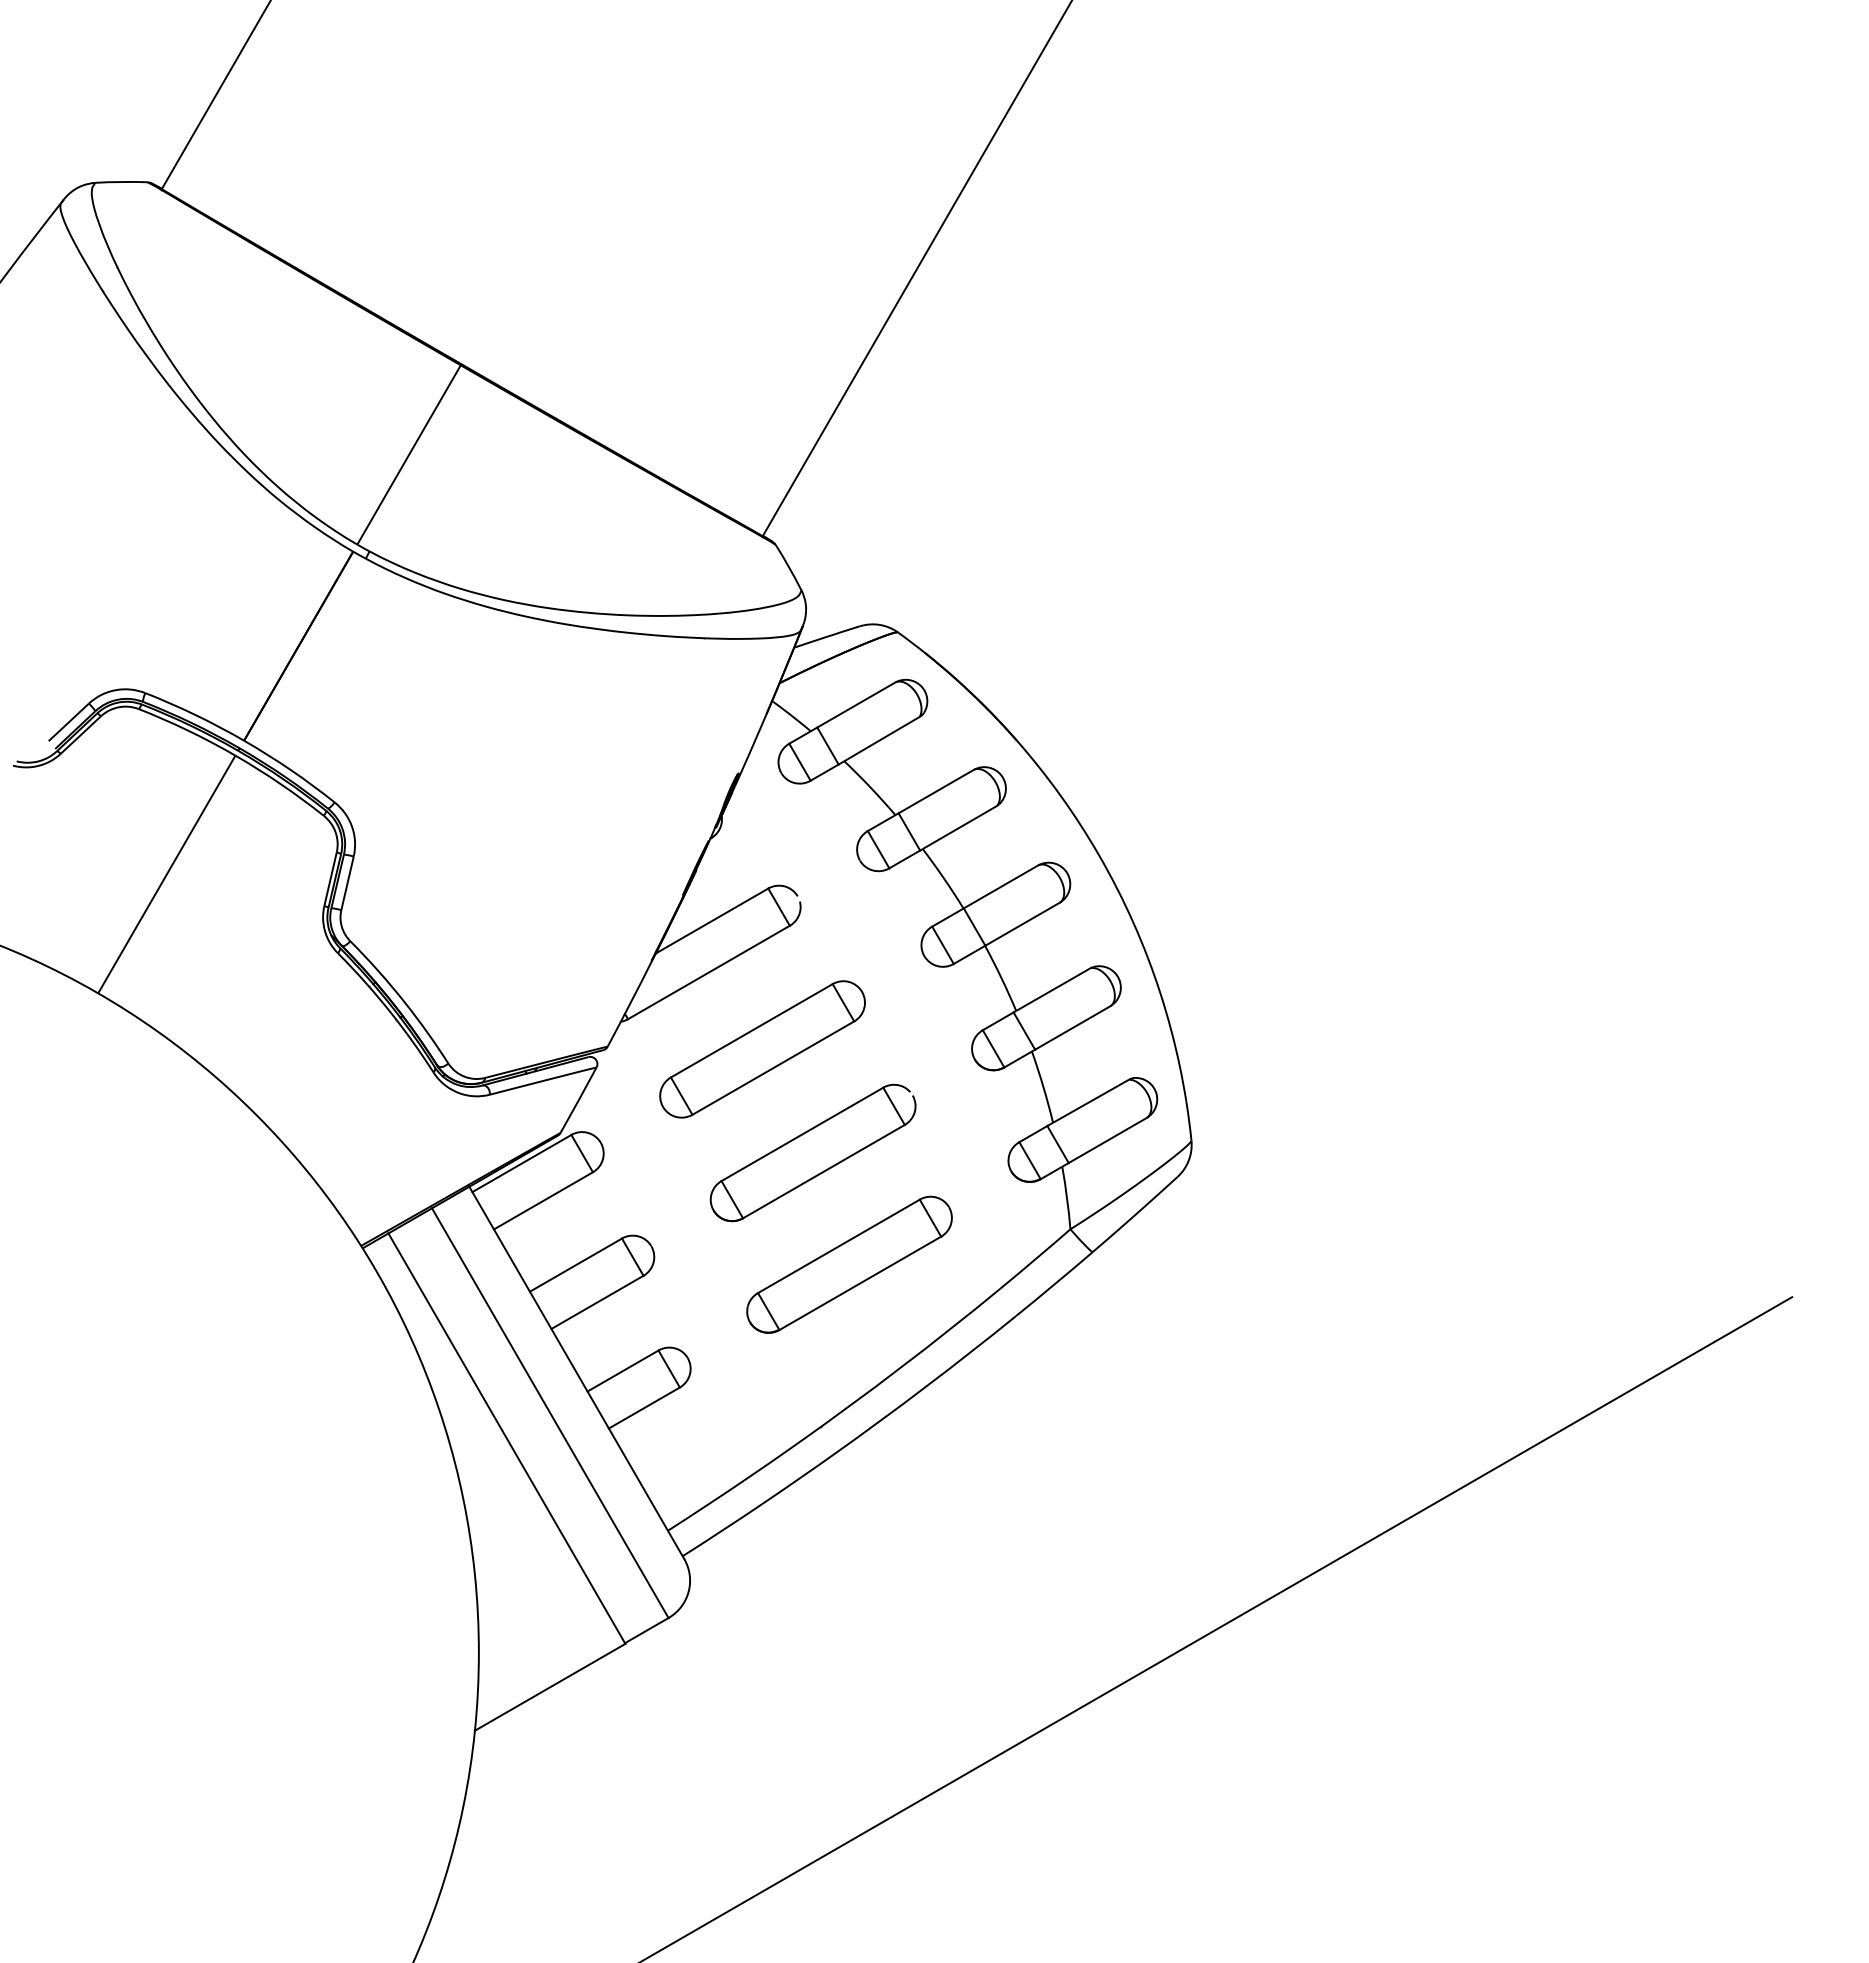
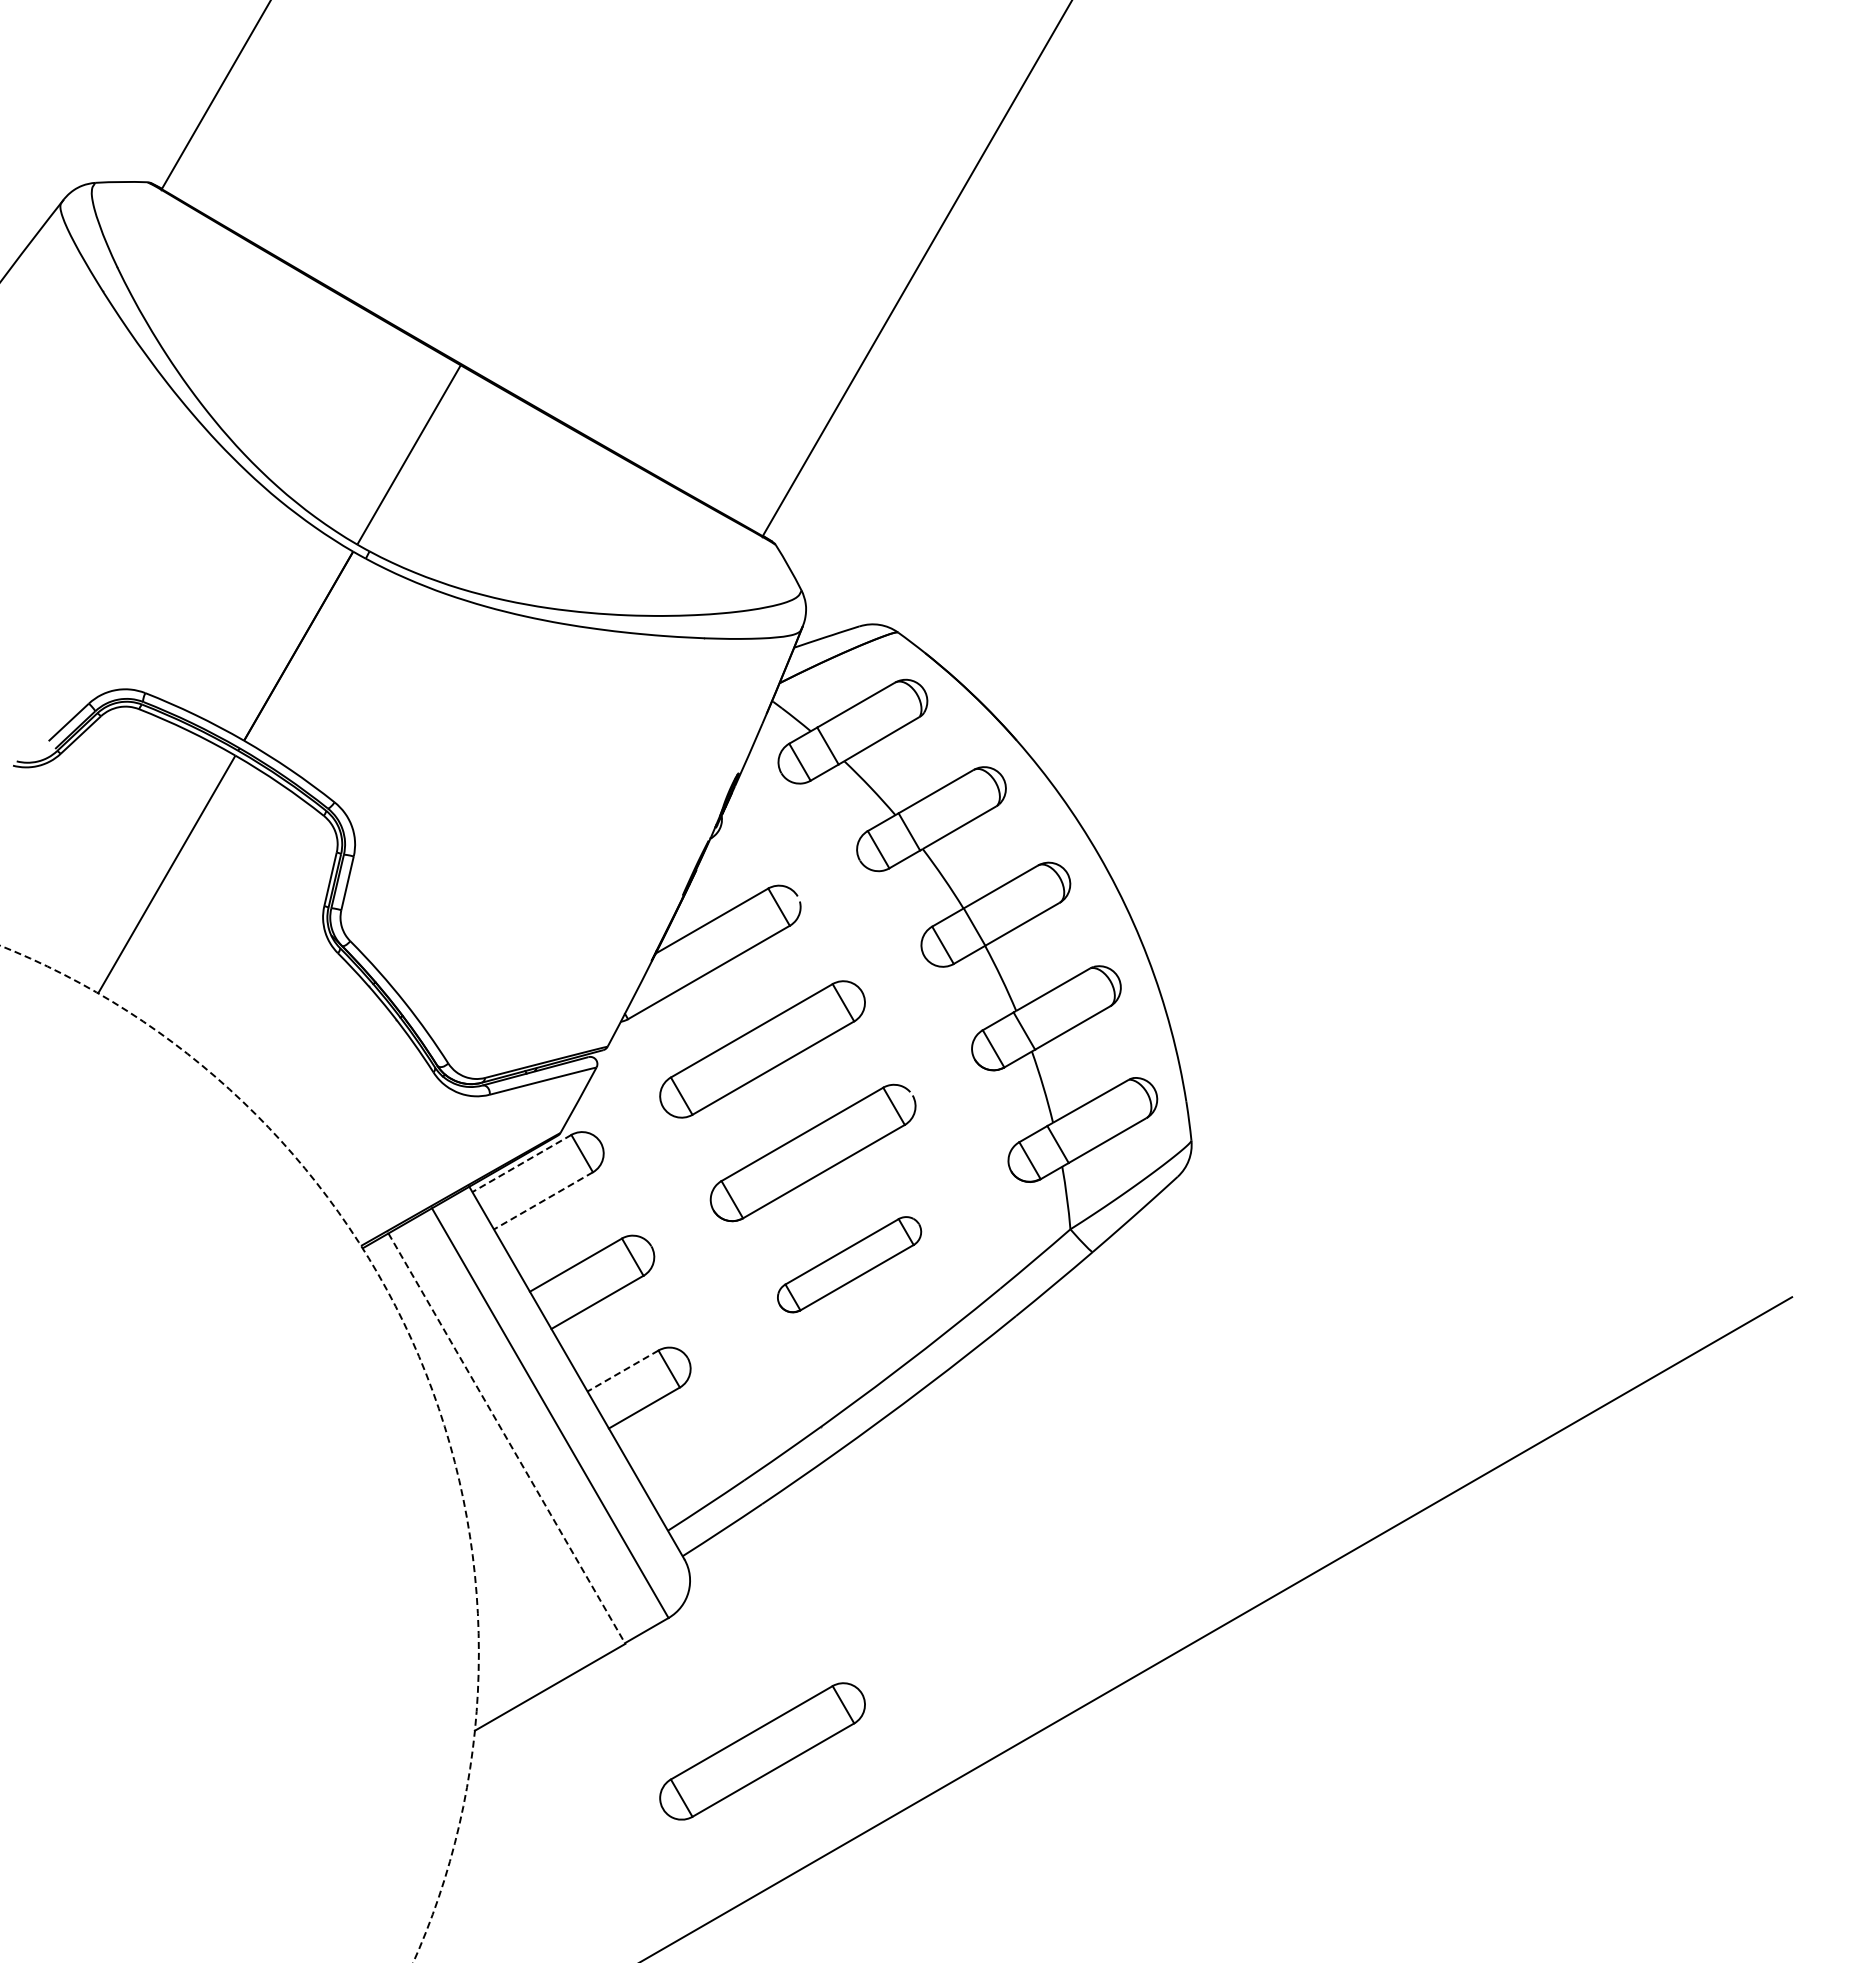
line: solid -> dashed (521, 1163)
line: solid -> dashed (543, 1201)
part size: 207x139 px -> 146x98 px (849, 1264)
line: solid -> dashed (623, 1371)
line: solid -> dashed (506, 1438)
circle: solid -> dashed (239, 1453)
part: none -> present (762, 1751)
